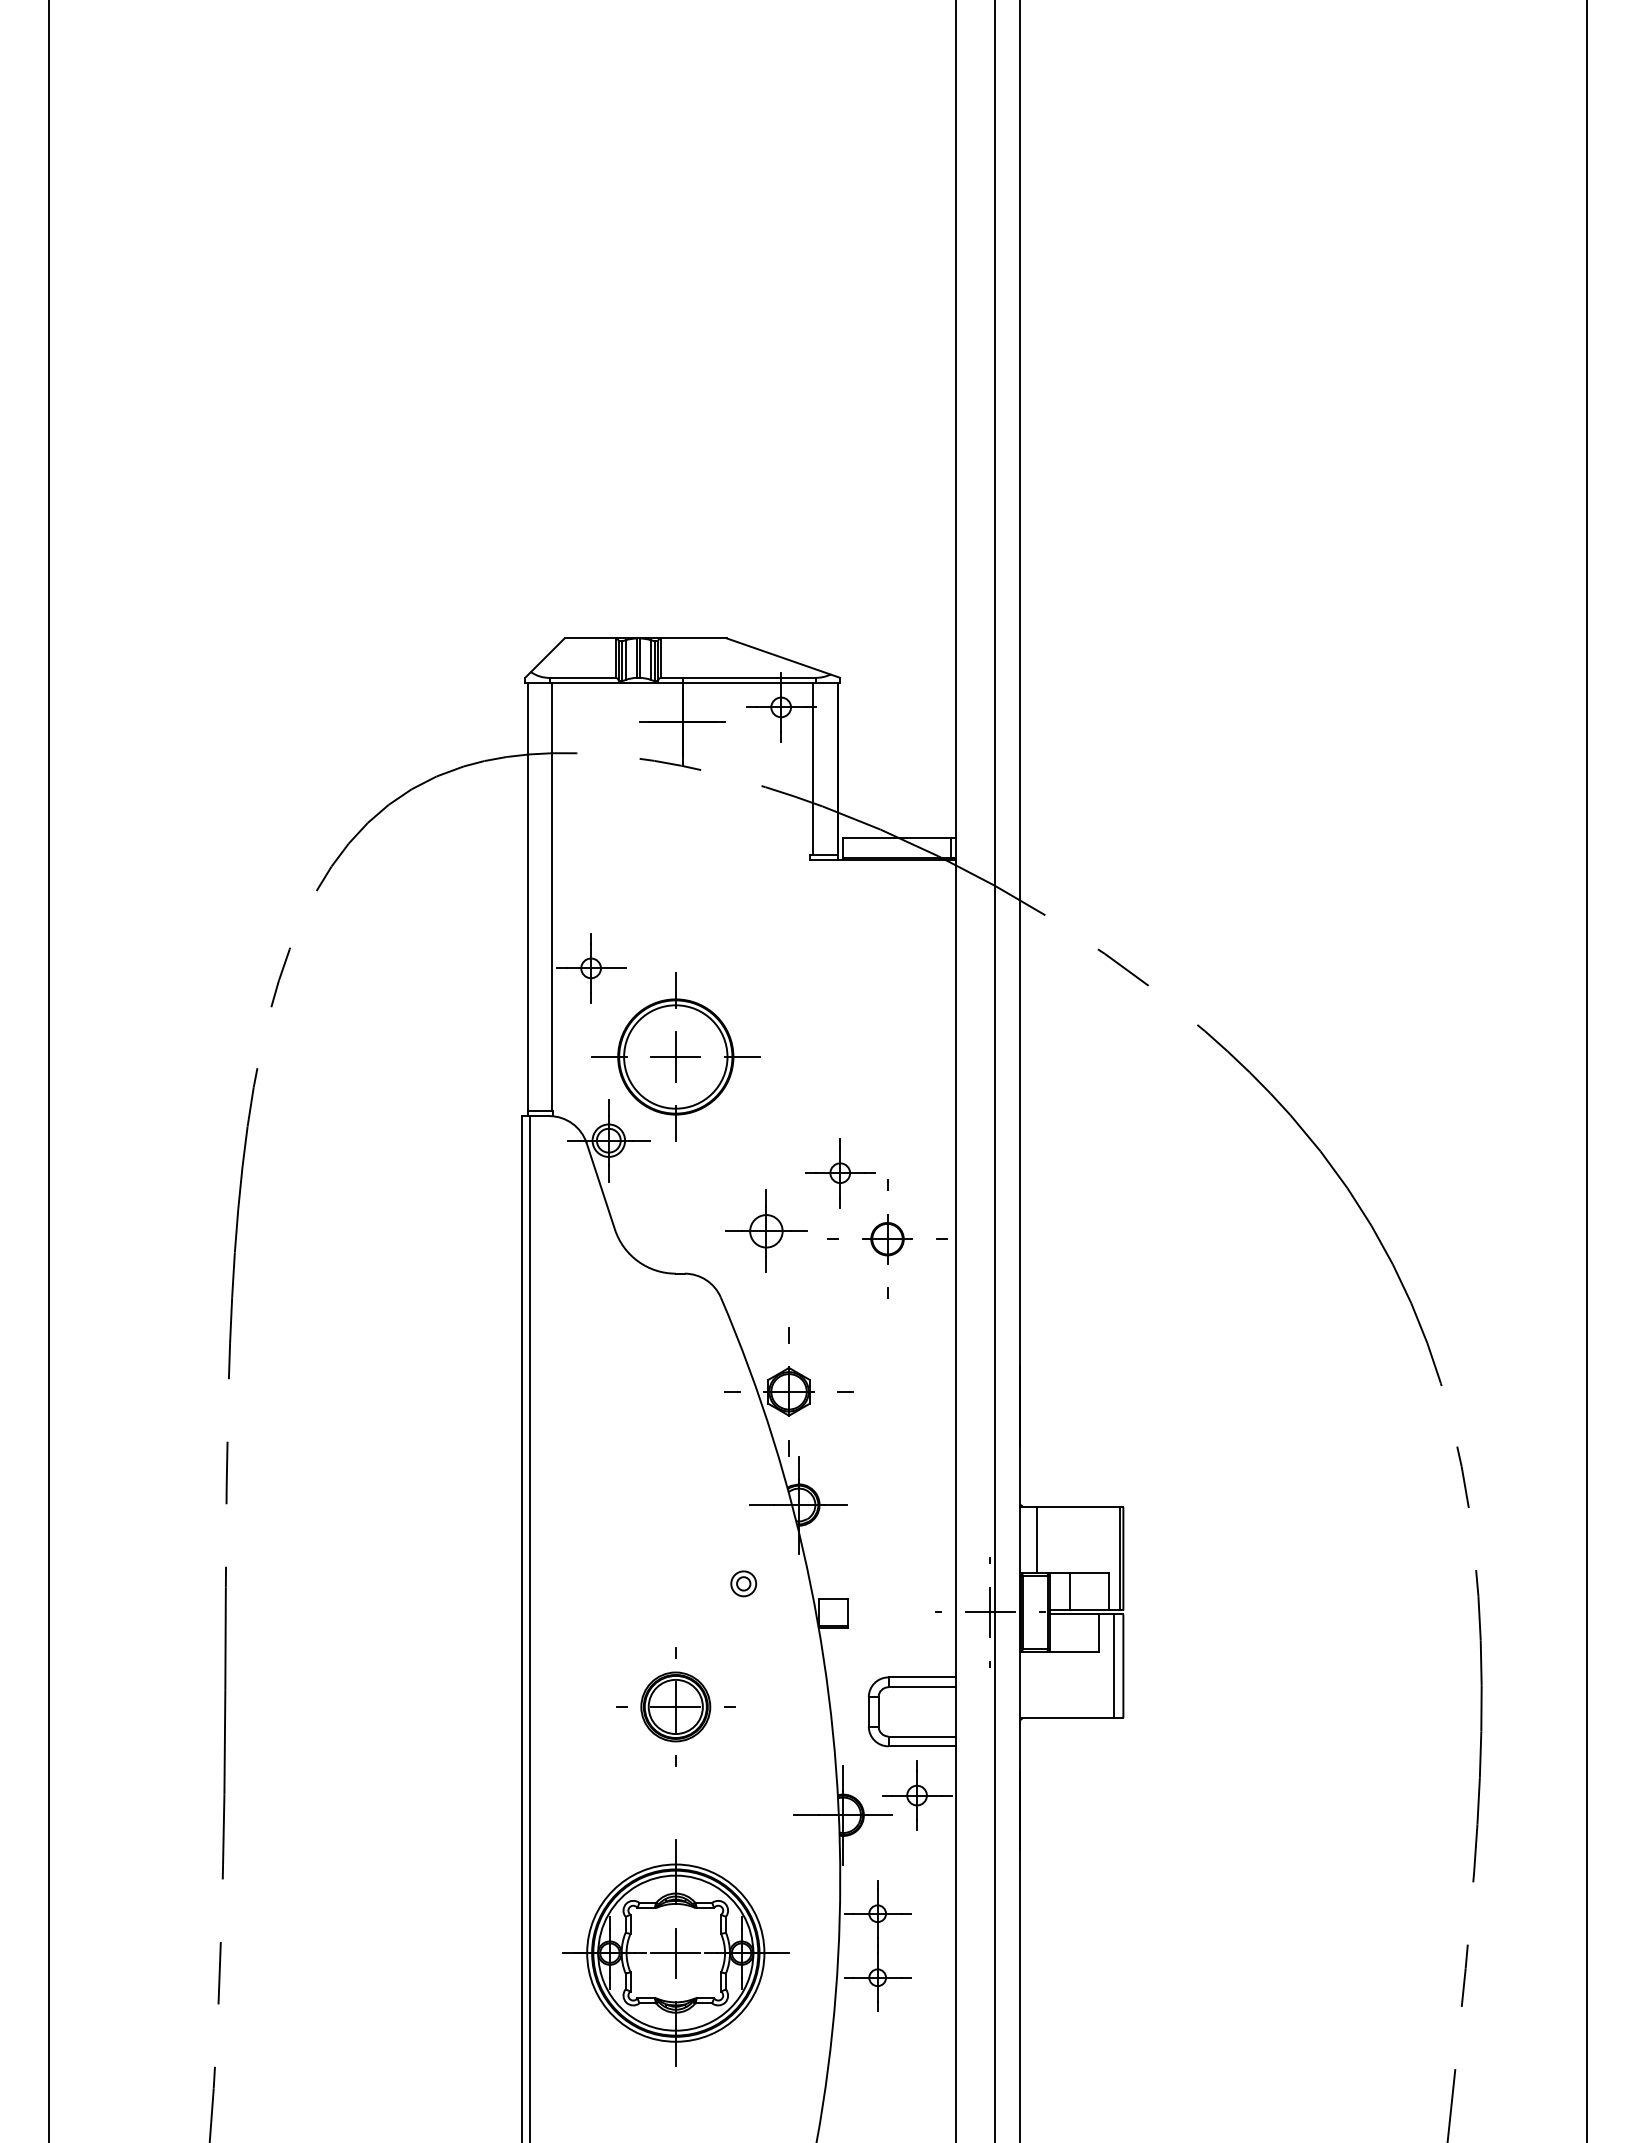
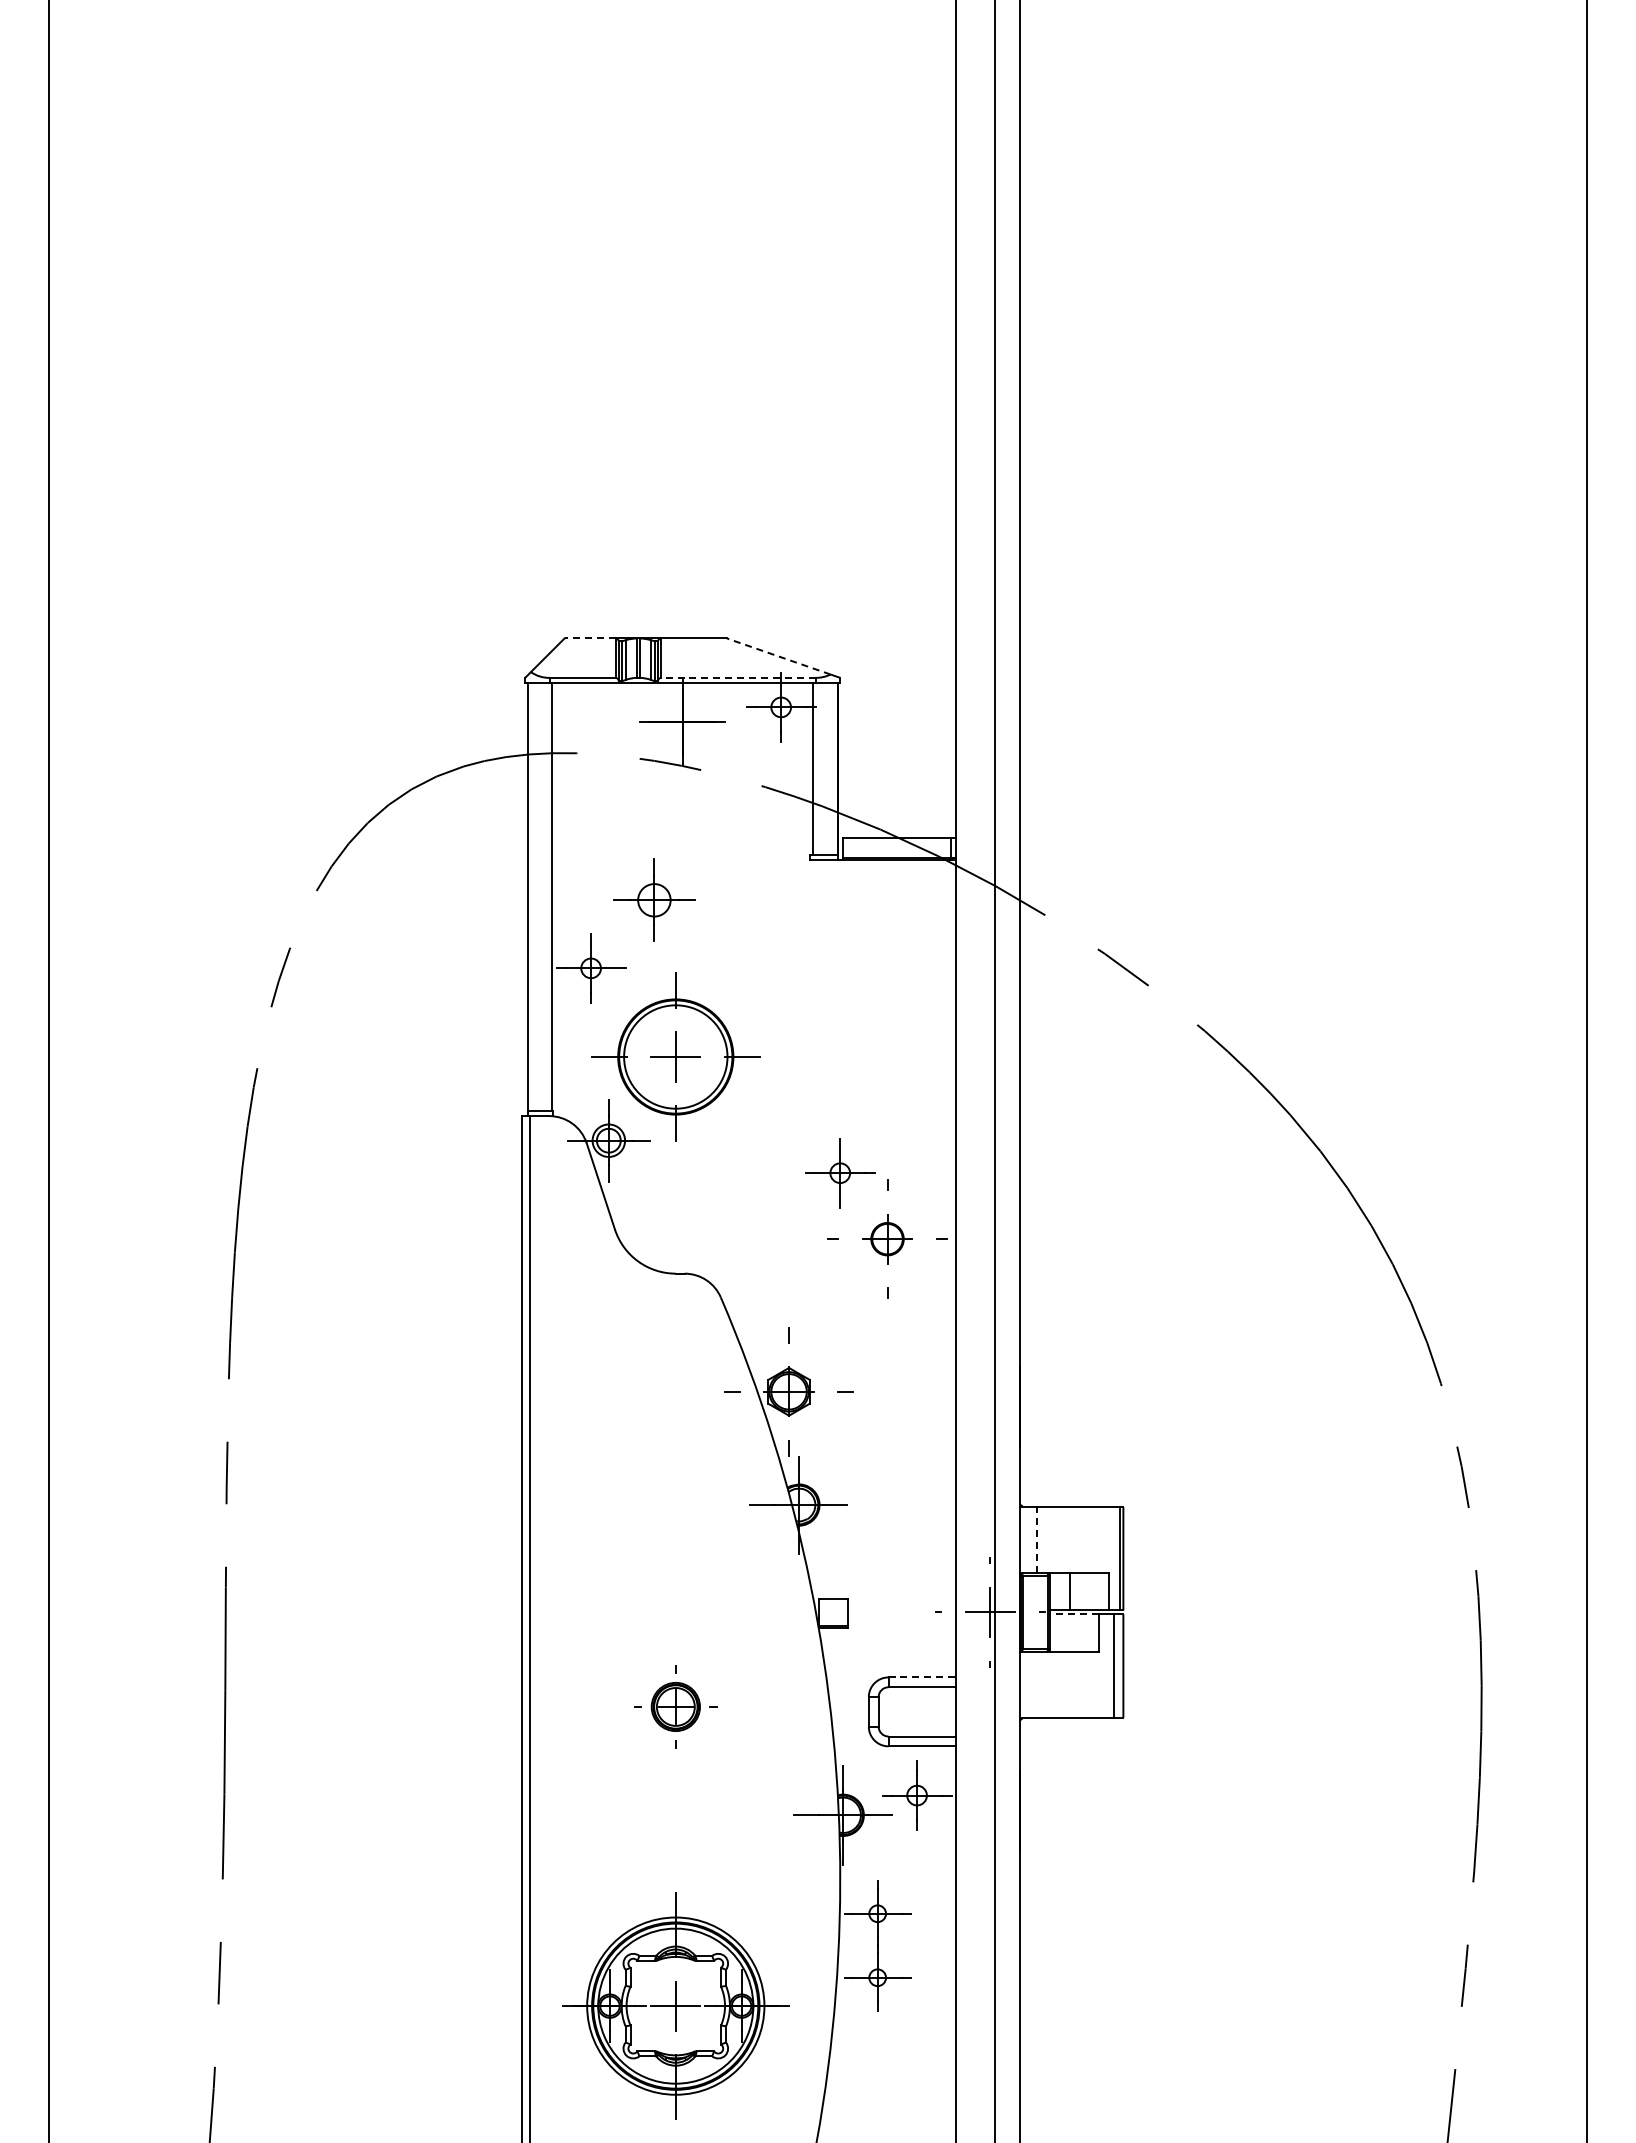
line: solid -> dashed (590, 638)
line: solid -> dashed (778, 656)
line: solid -> dashed (737, 677)
part position: (766, 1230) -> (654, 899) (654, 899)
line: solid -> dashed (1037, 1540)
part: present -> none (743, 1583)
line: solid -> dashed (1074, 1614)
line: solid -> dashed (922, 1677)
part size: 120x120 px -> 84x84 px (675, 1706)
part position: (675, 1952) -> (675, 2005) (675, 2005)
